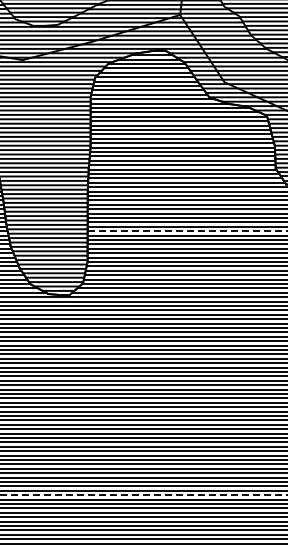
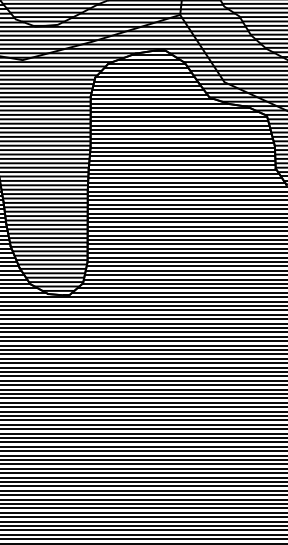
line: dashed -> solid (187, 231)
line: dashed -> solid (144, 495)
